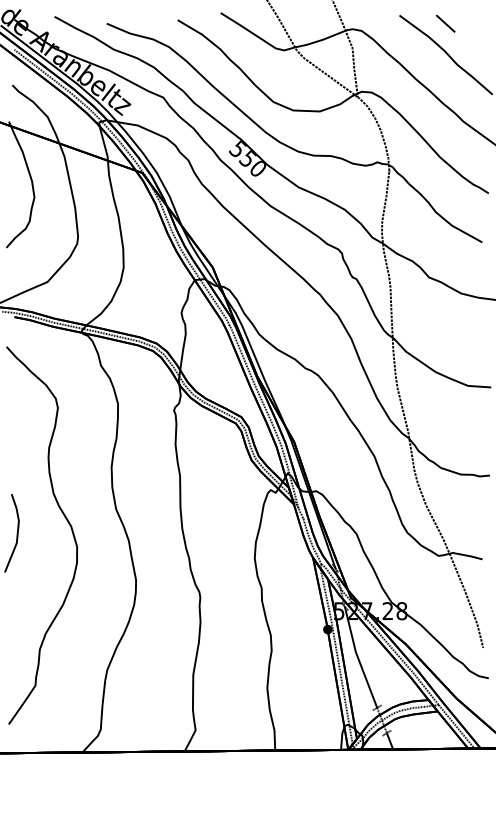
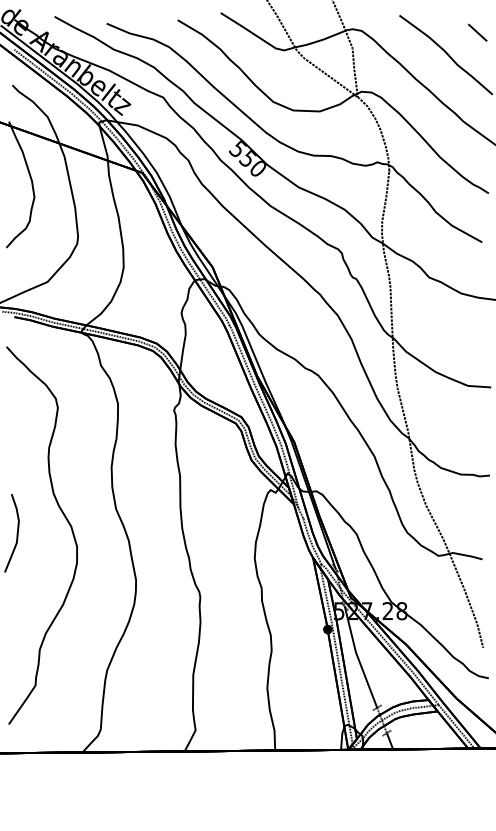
line position: (445, 23) -> (477, 32) (477, 32)
